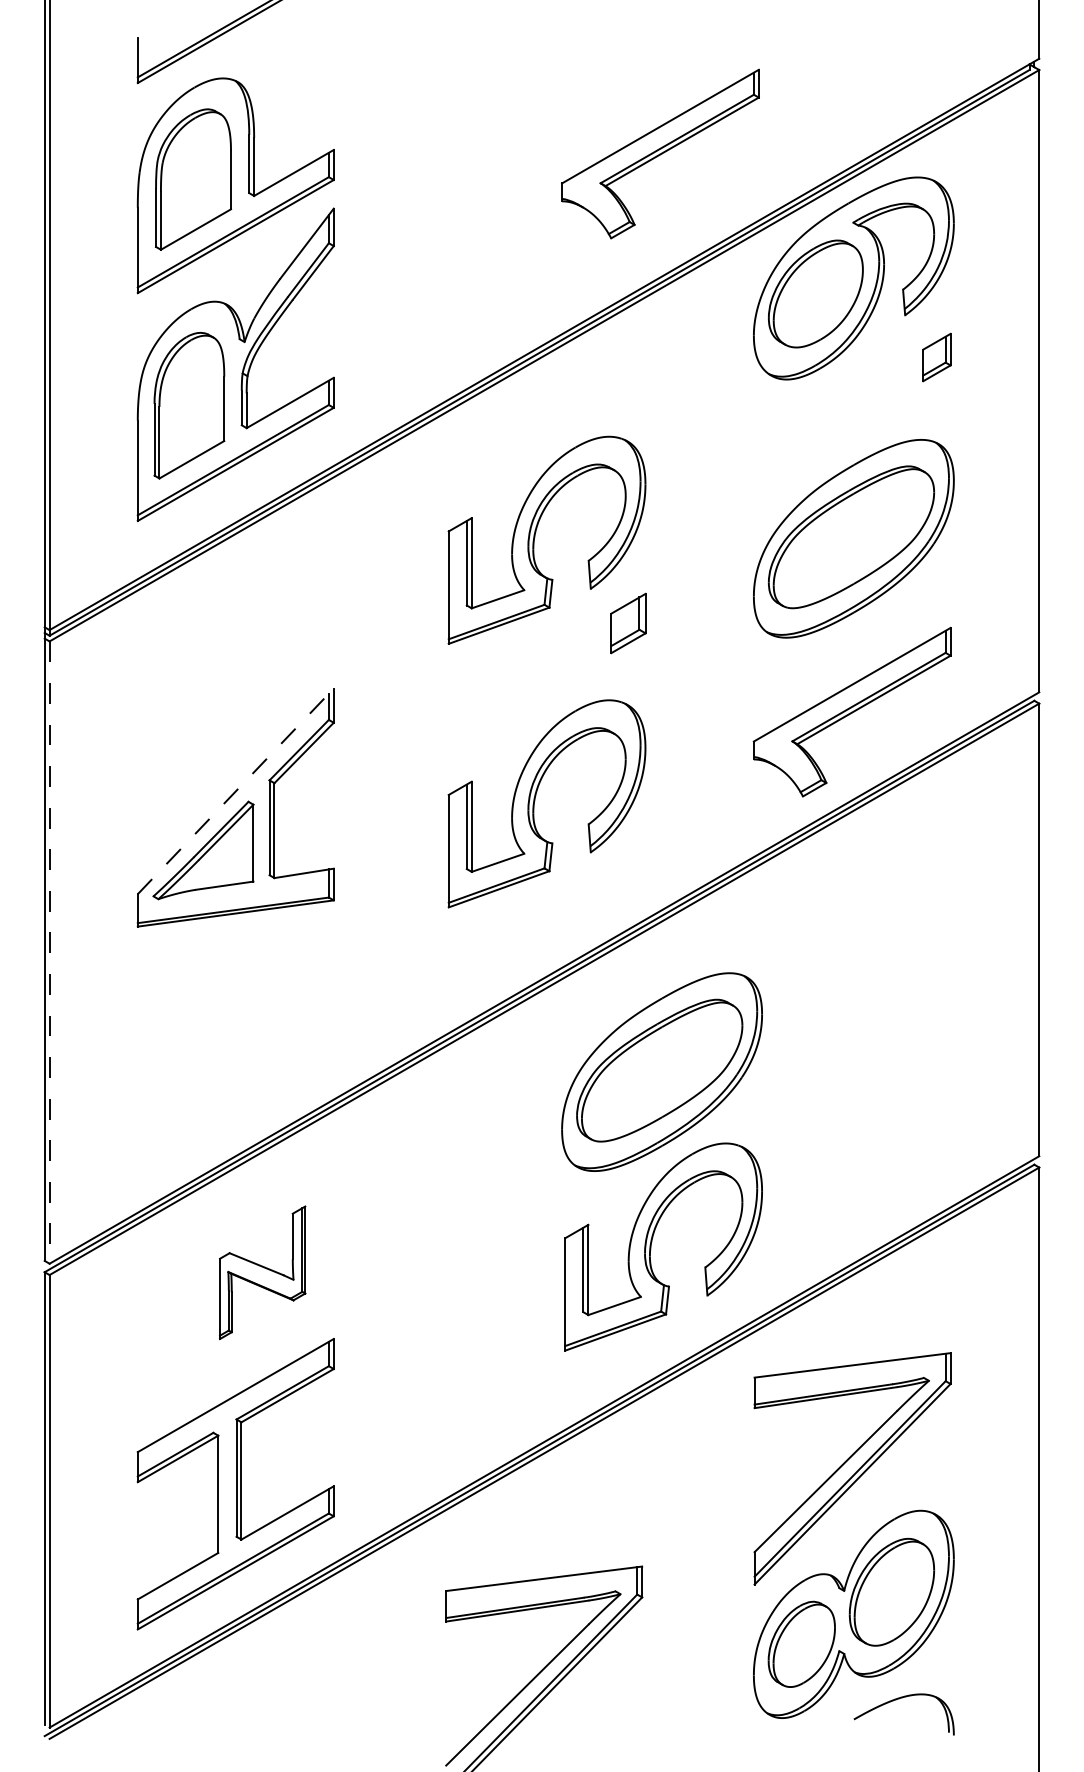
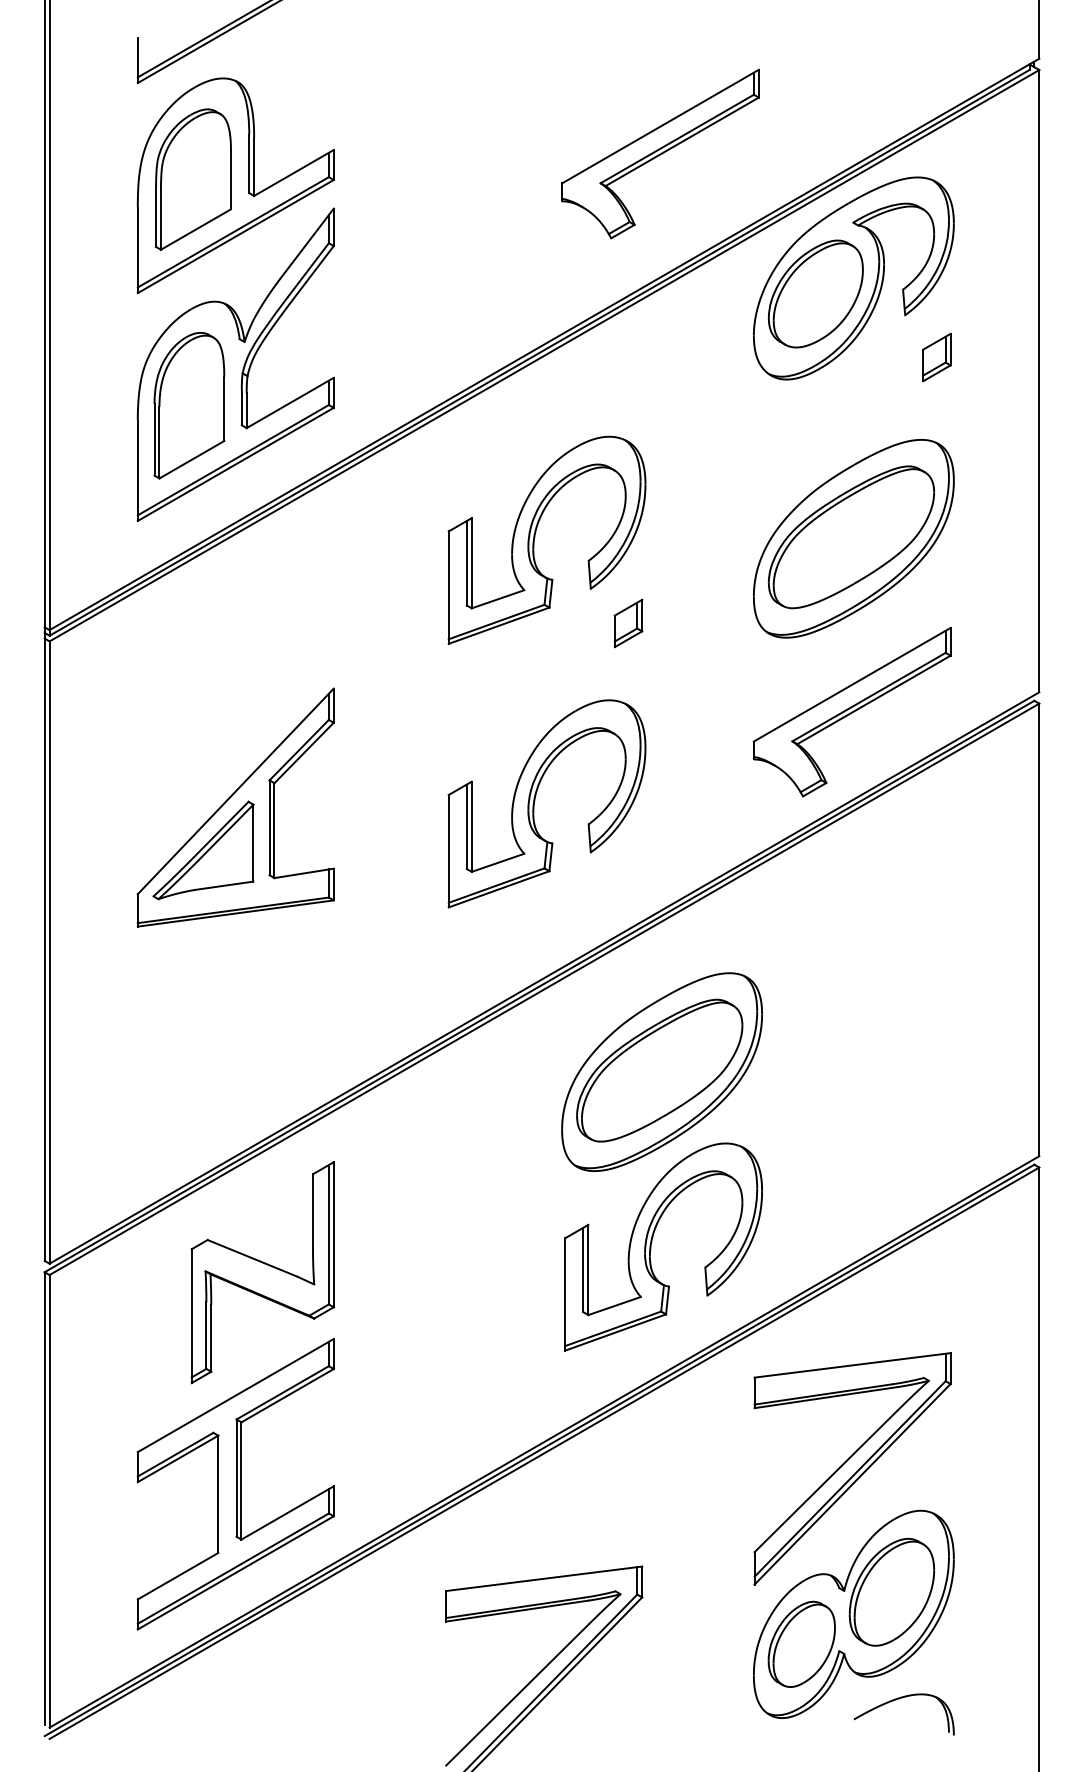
part size: 37x63 px -> 31x51 px (628, 623)
line: dashed -> solid (236, 791)
line: dashed -> solid (49, 953)
part size: 88x136 px -> 145x224 px (262, 1272)
